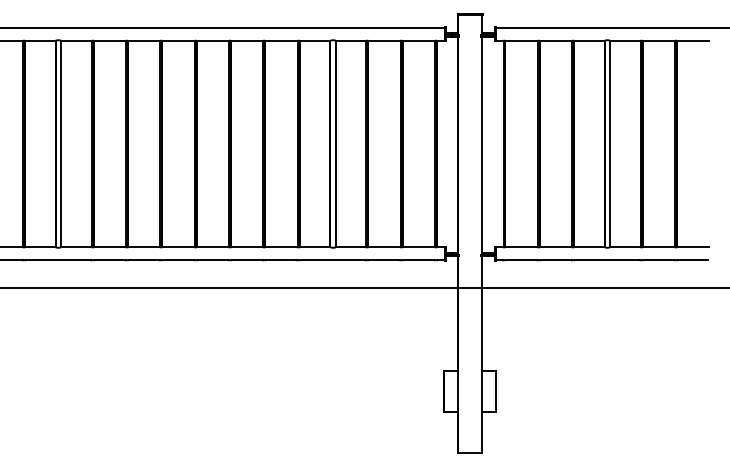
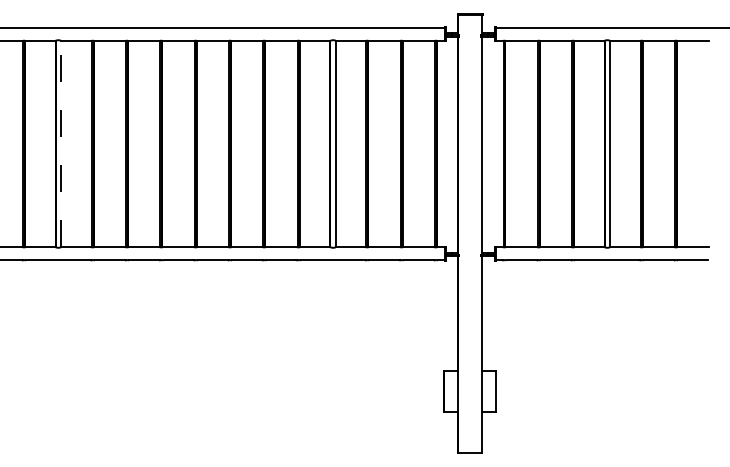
line: solid -> dashed (61, 143)
line: present -> none (364, 288)
